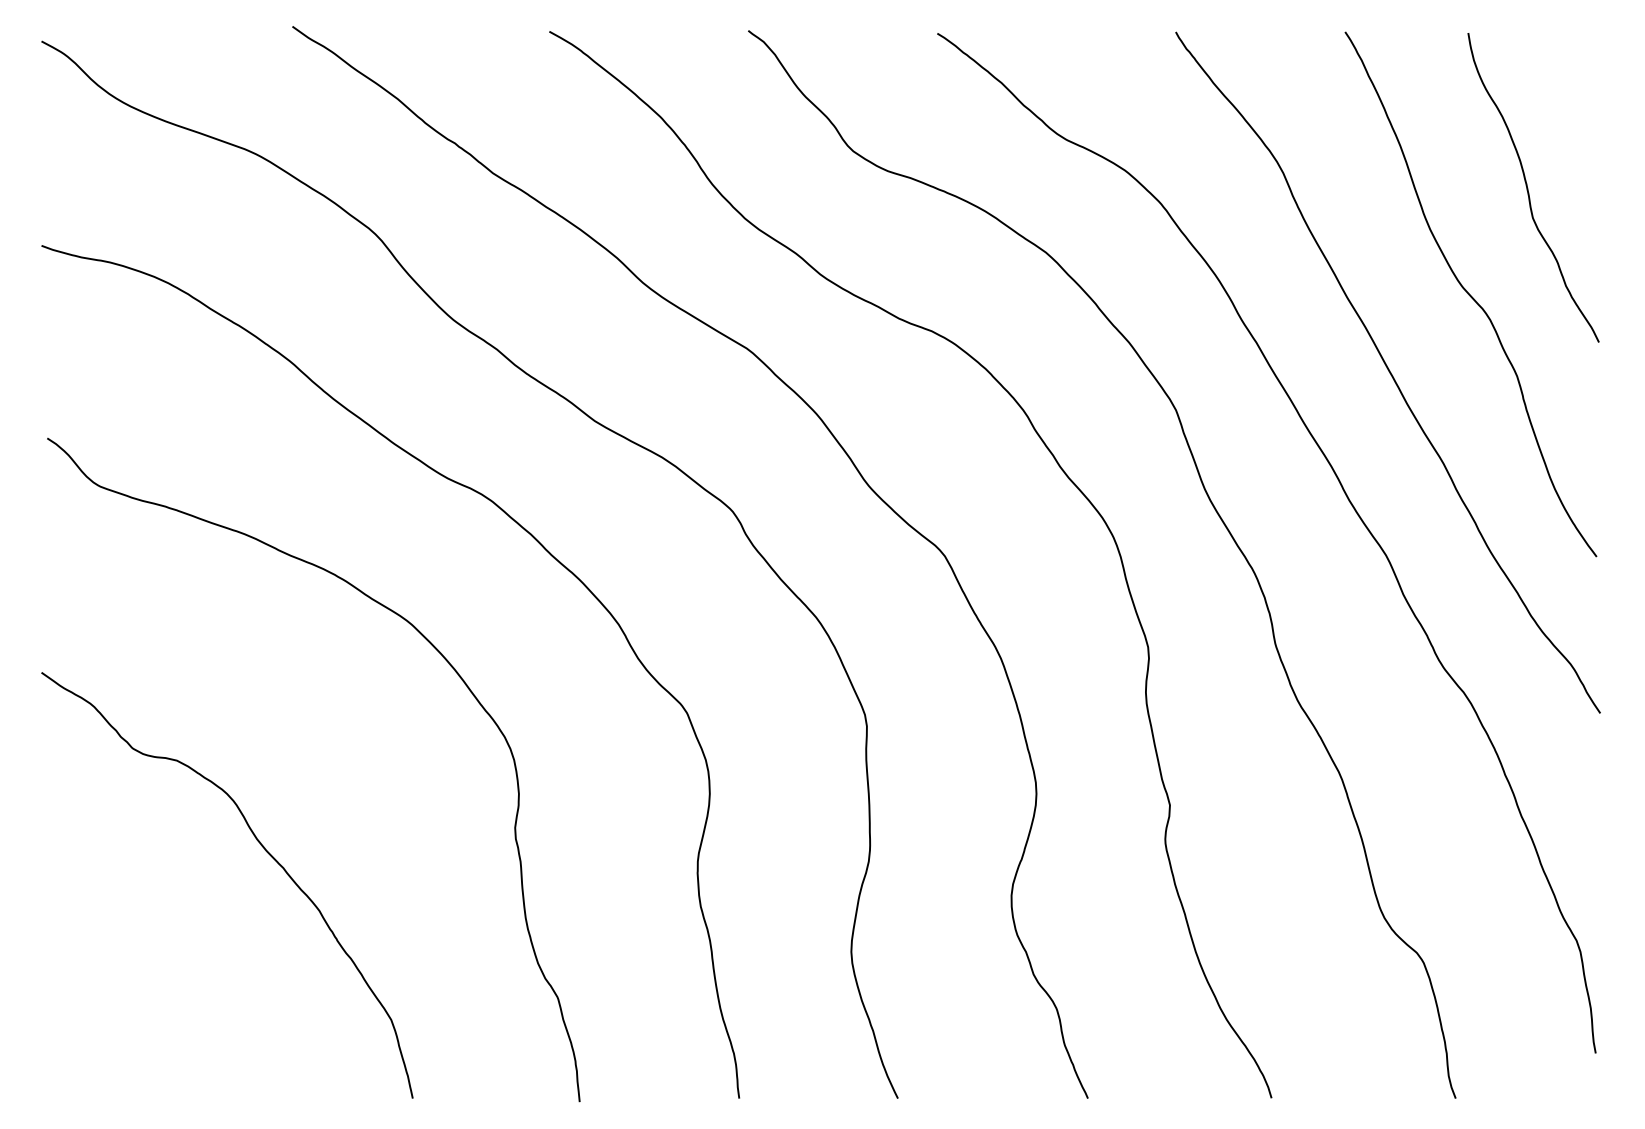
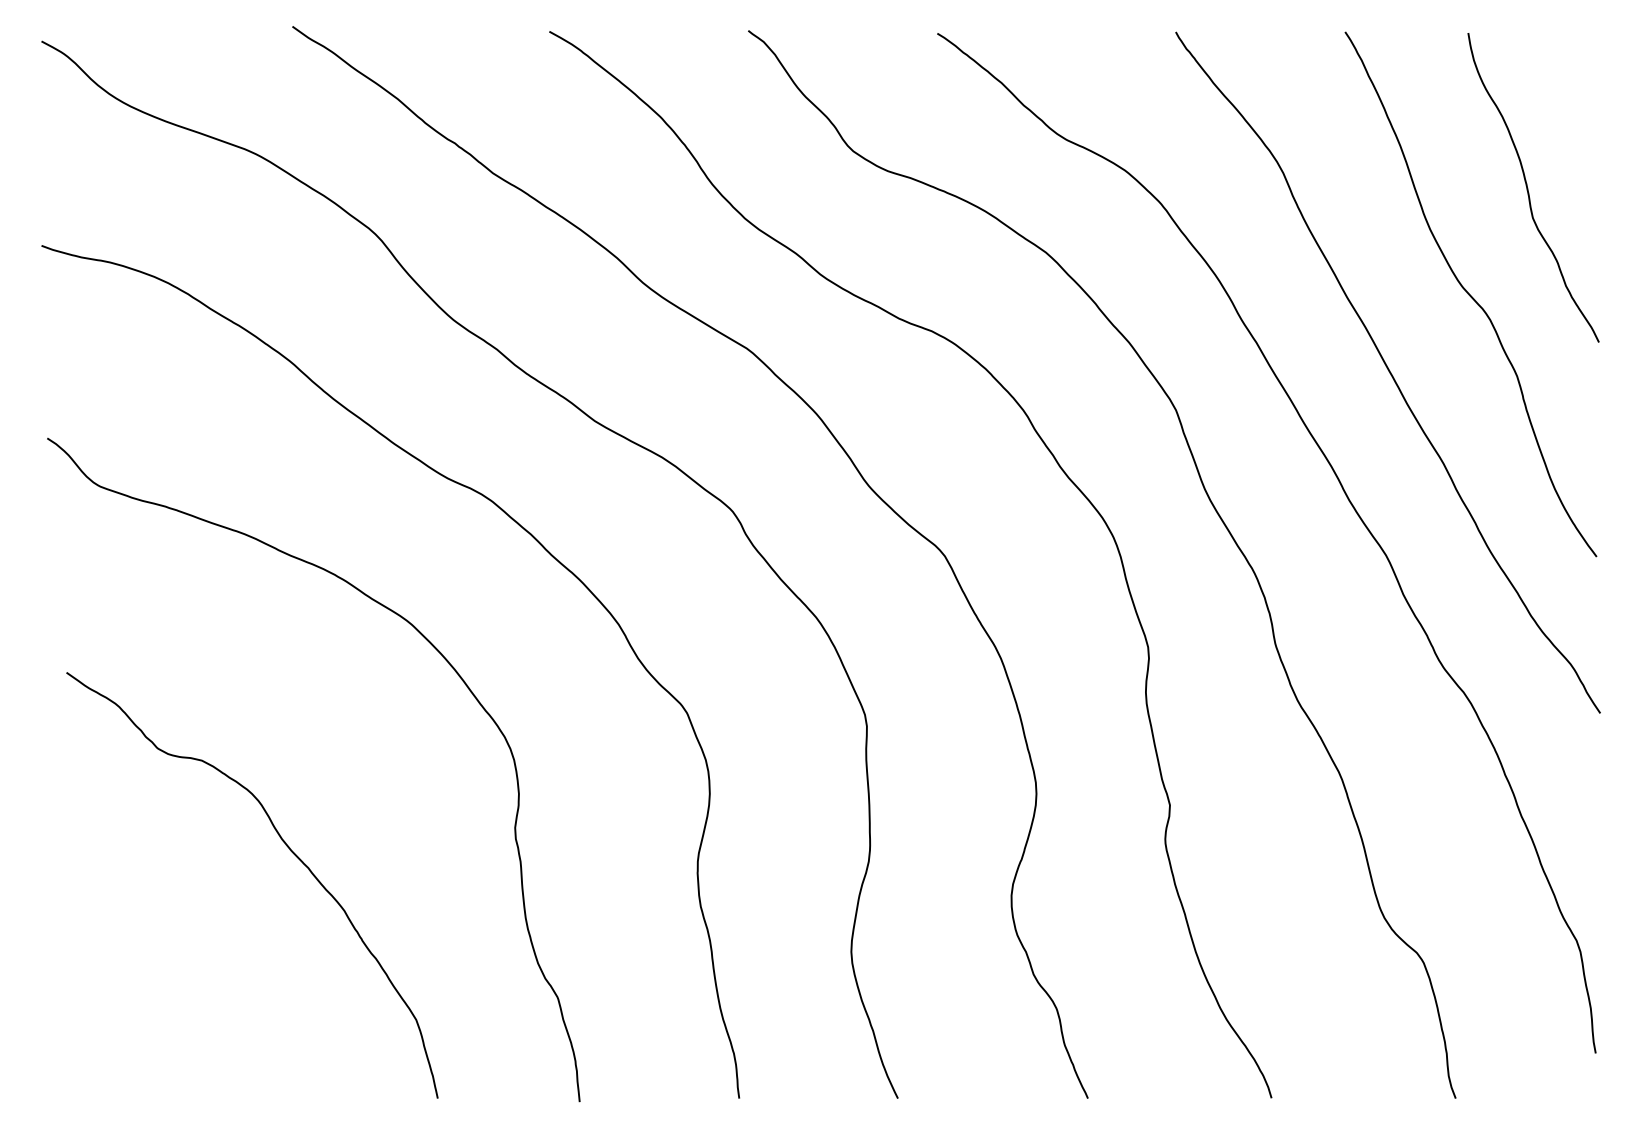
curve position: (265, 851) -> (290, 851) (290, 851)
